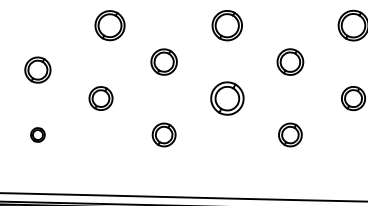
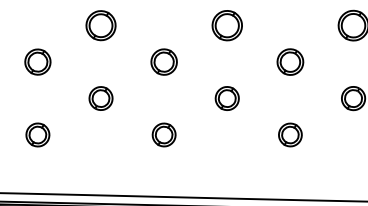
part position: (109, 25) -> (100, 25) (100, 25)
part position: (37, 69) -> (37, 61) (37, 61)
part size: 35x35 px -> 26x25 px (226, 98)
part size: 16x16 px -> 26x26 px (37, 134)
